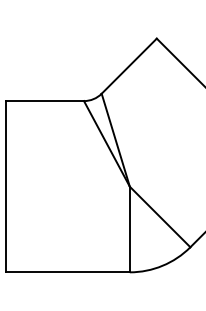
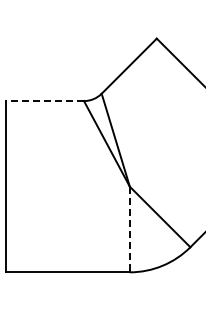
line: solid -> dashed (45, 101)
line: solid -> dashed (129, 229)
